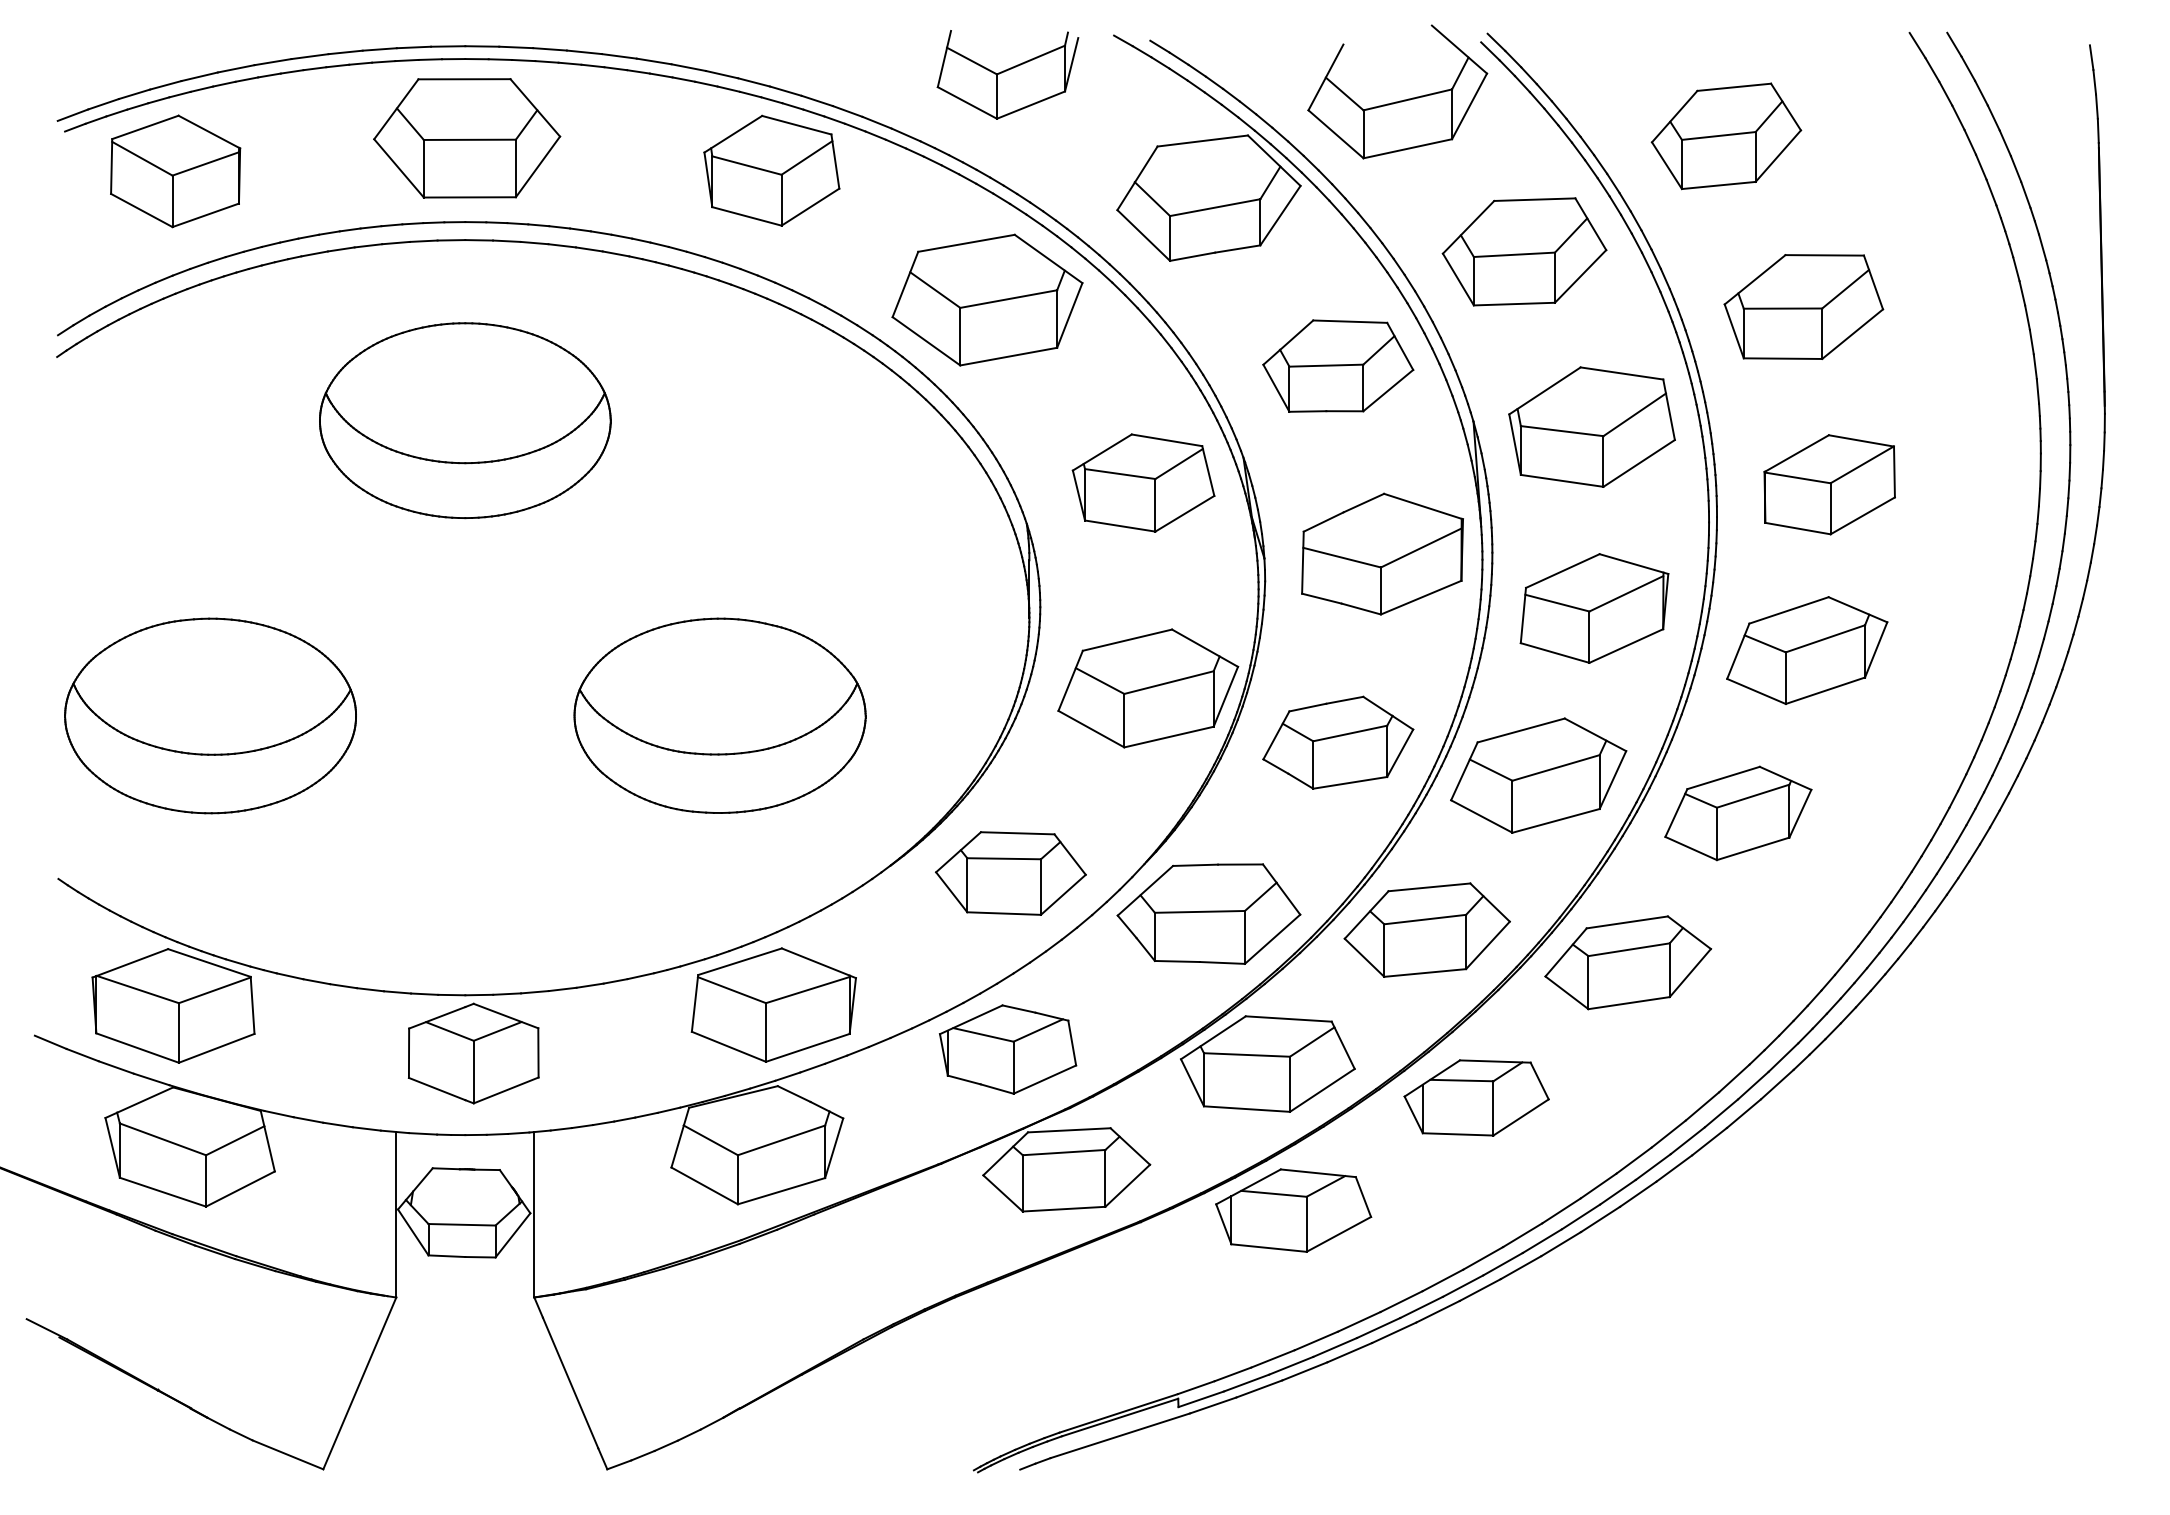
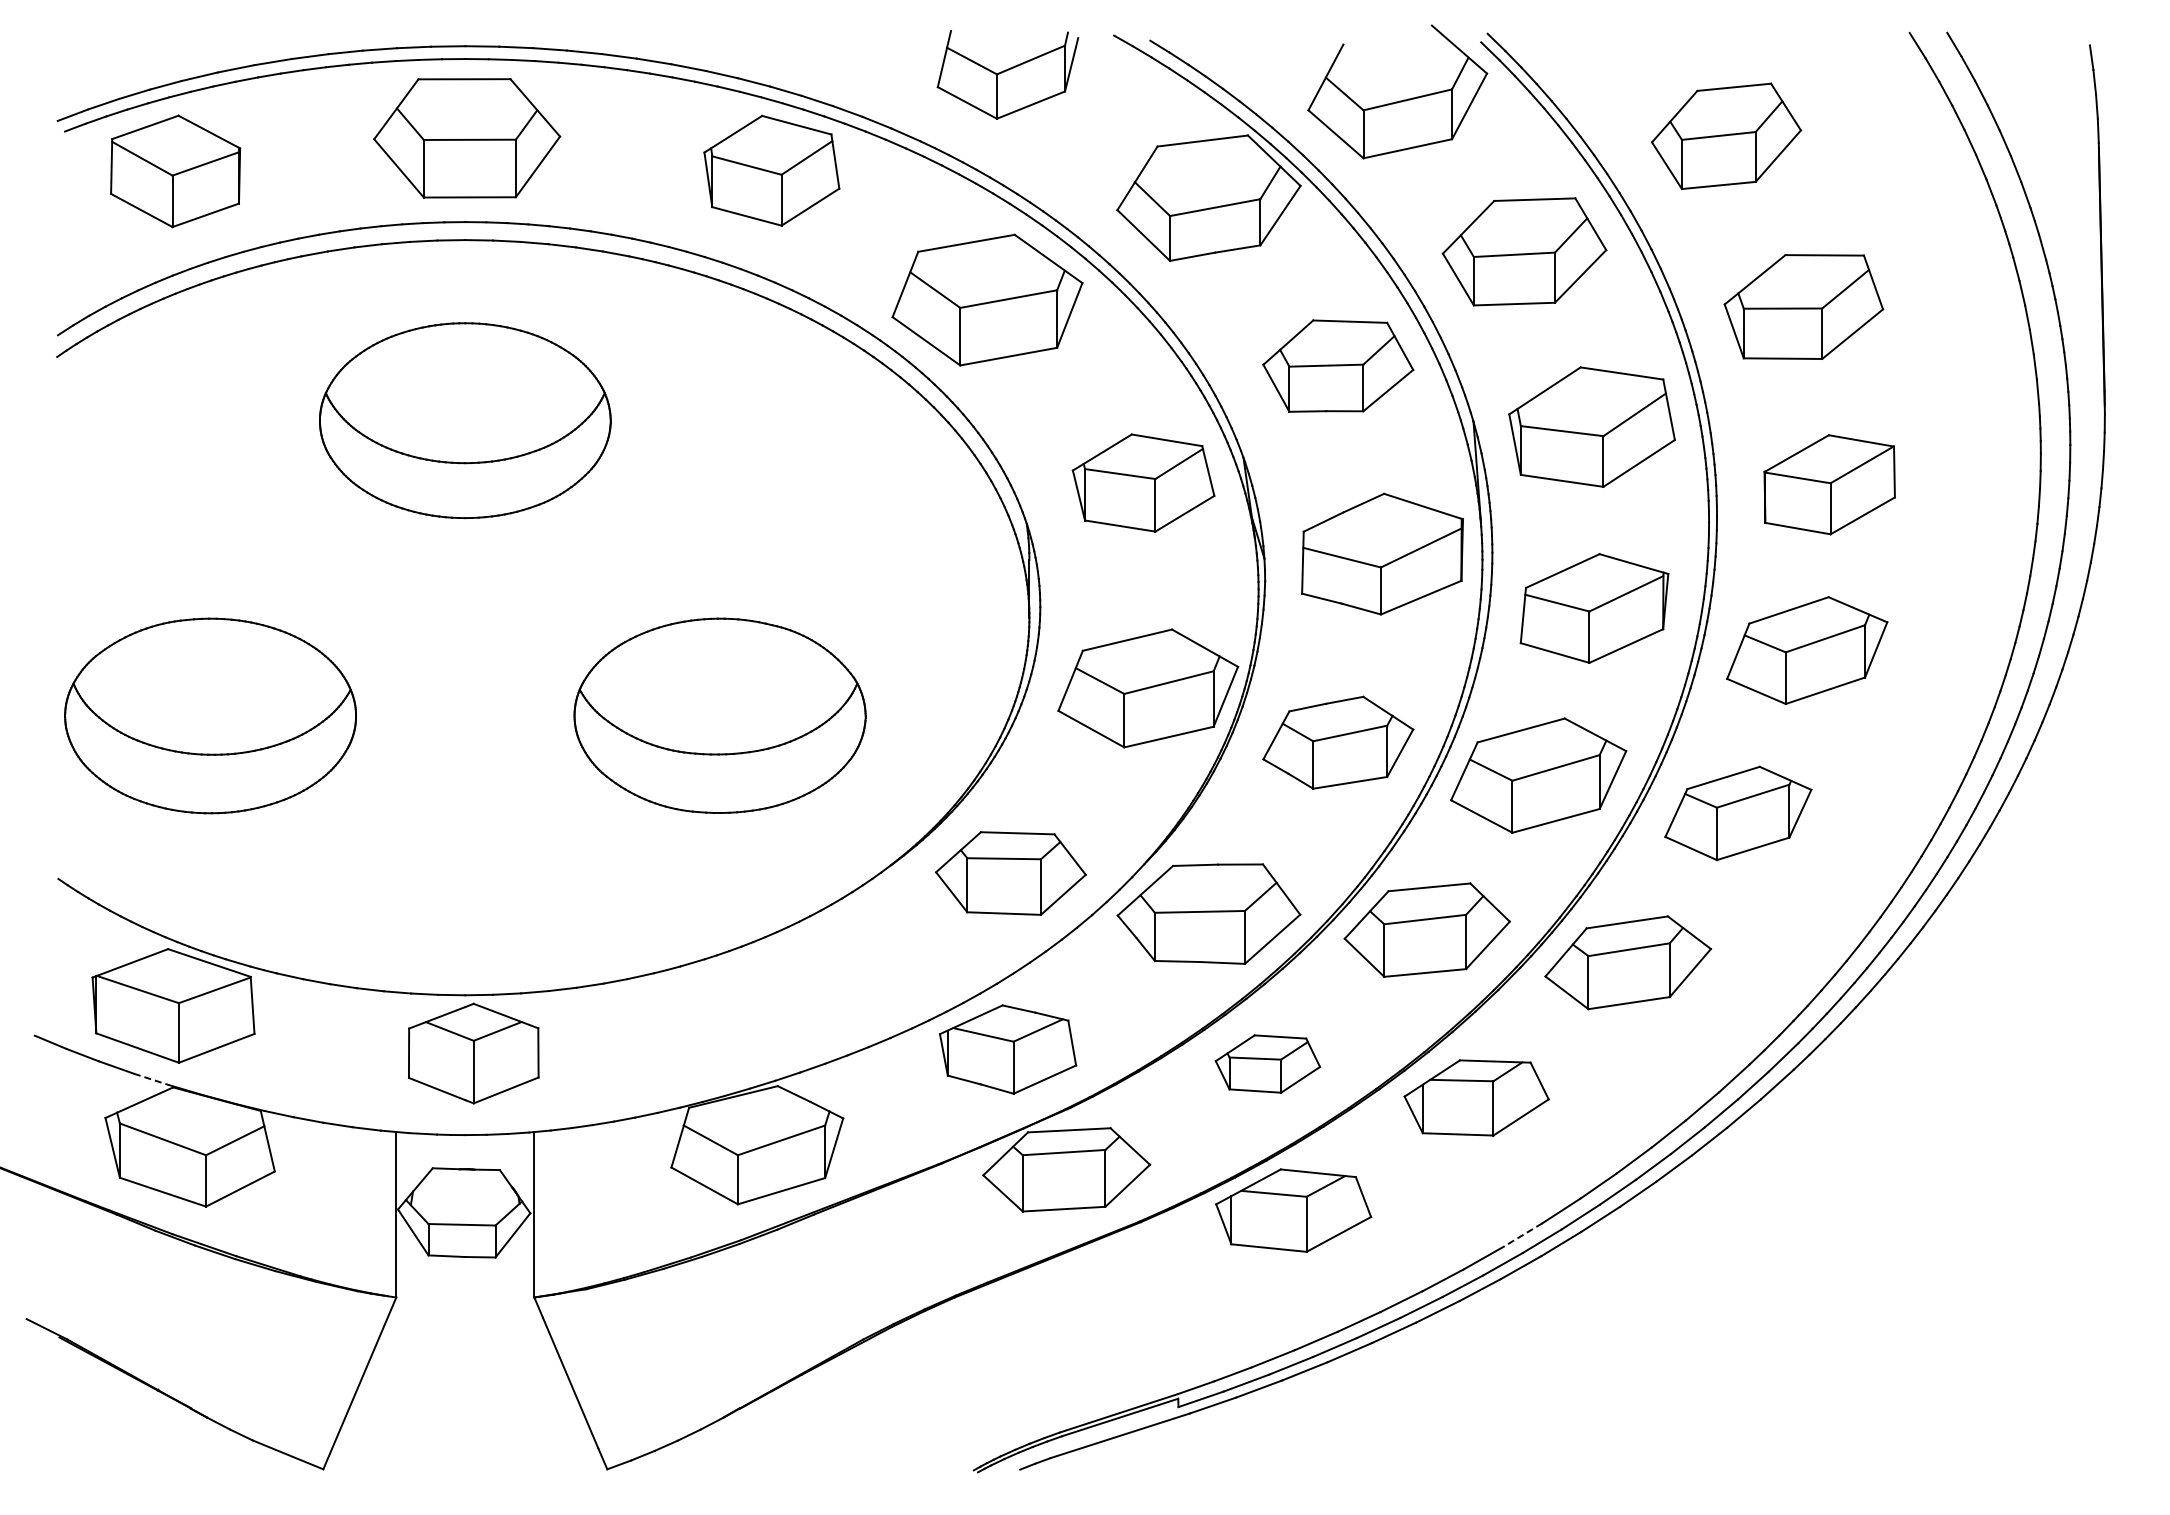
part: present -> none (773, 1004)
part size: 176x98 px -> 108x60 px (1267, 1063)
line: solid -> dashed (151, 1079)
line: solid -> dashed (1522, 1235)
